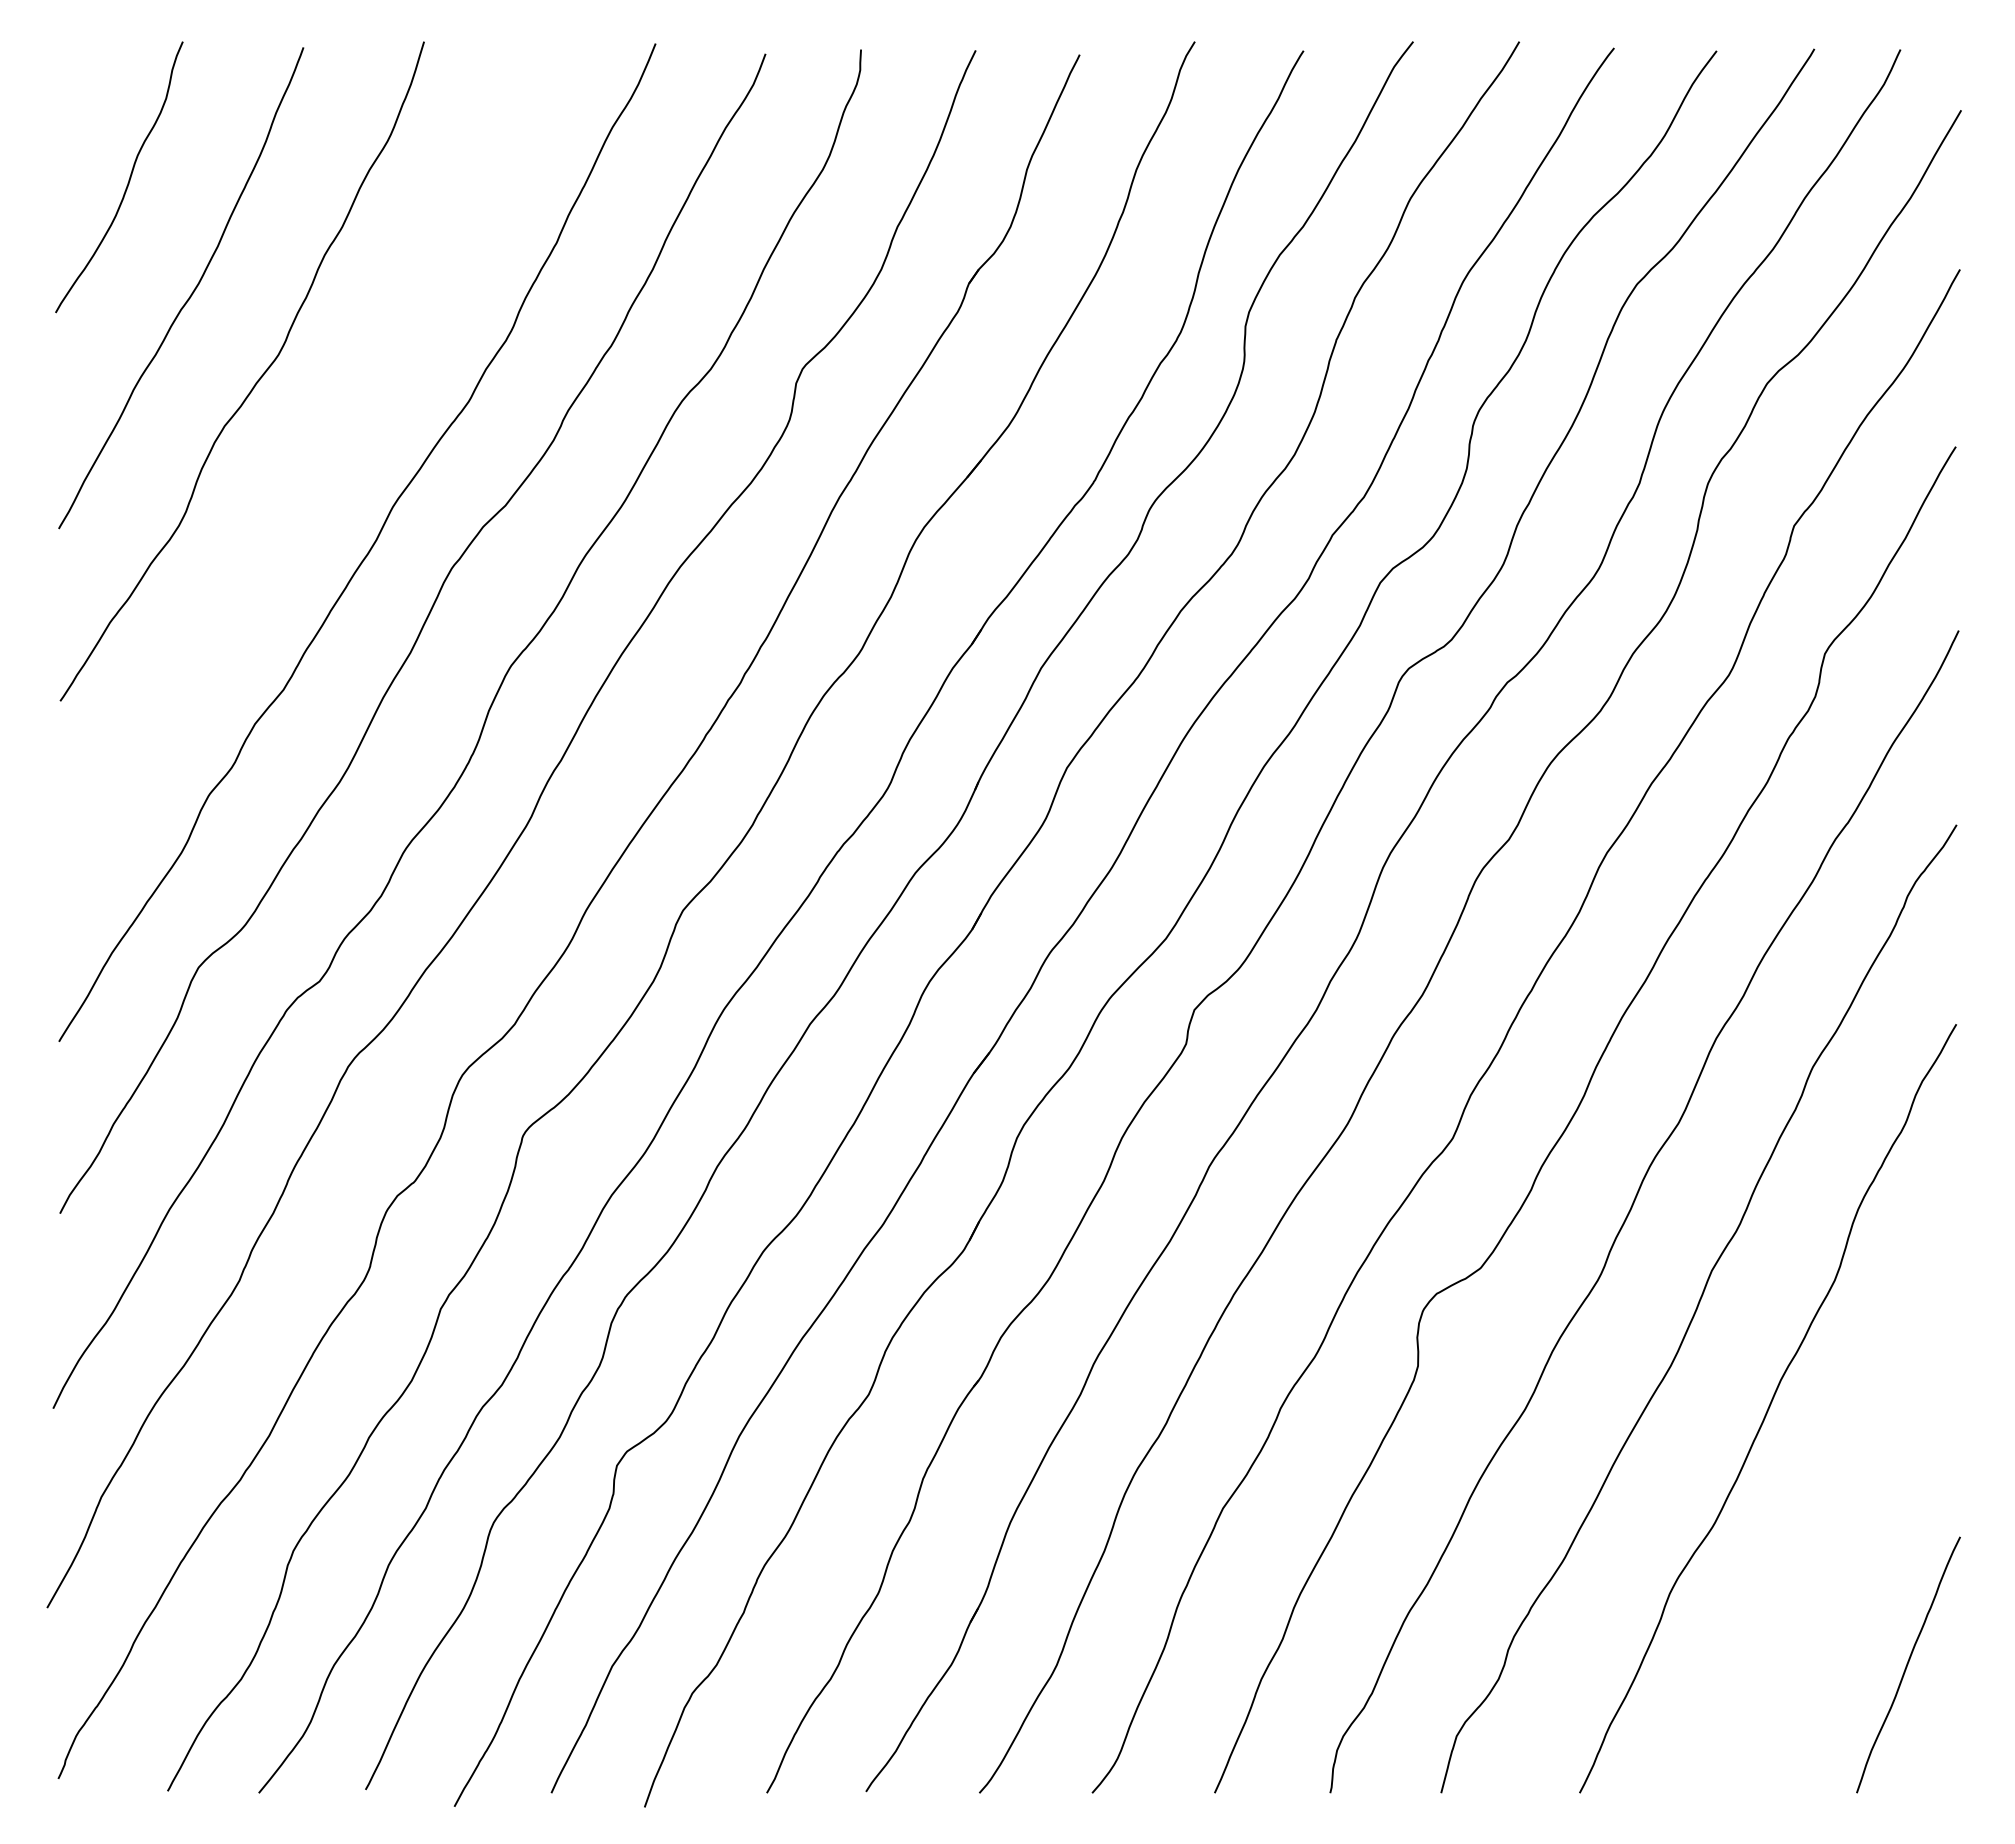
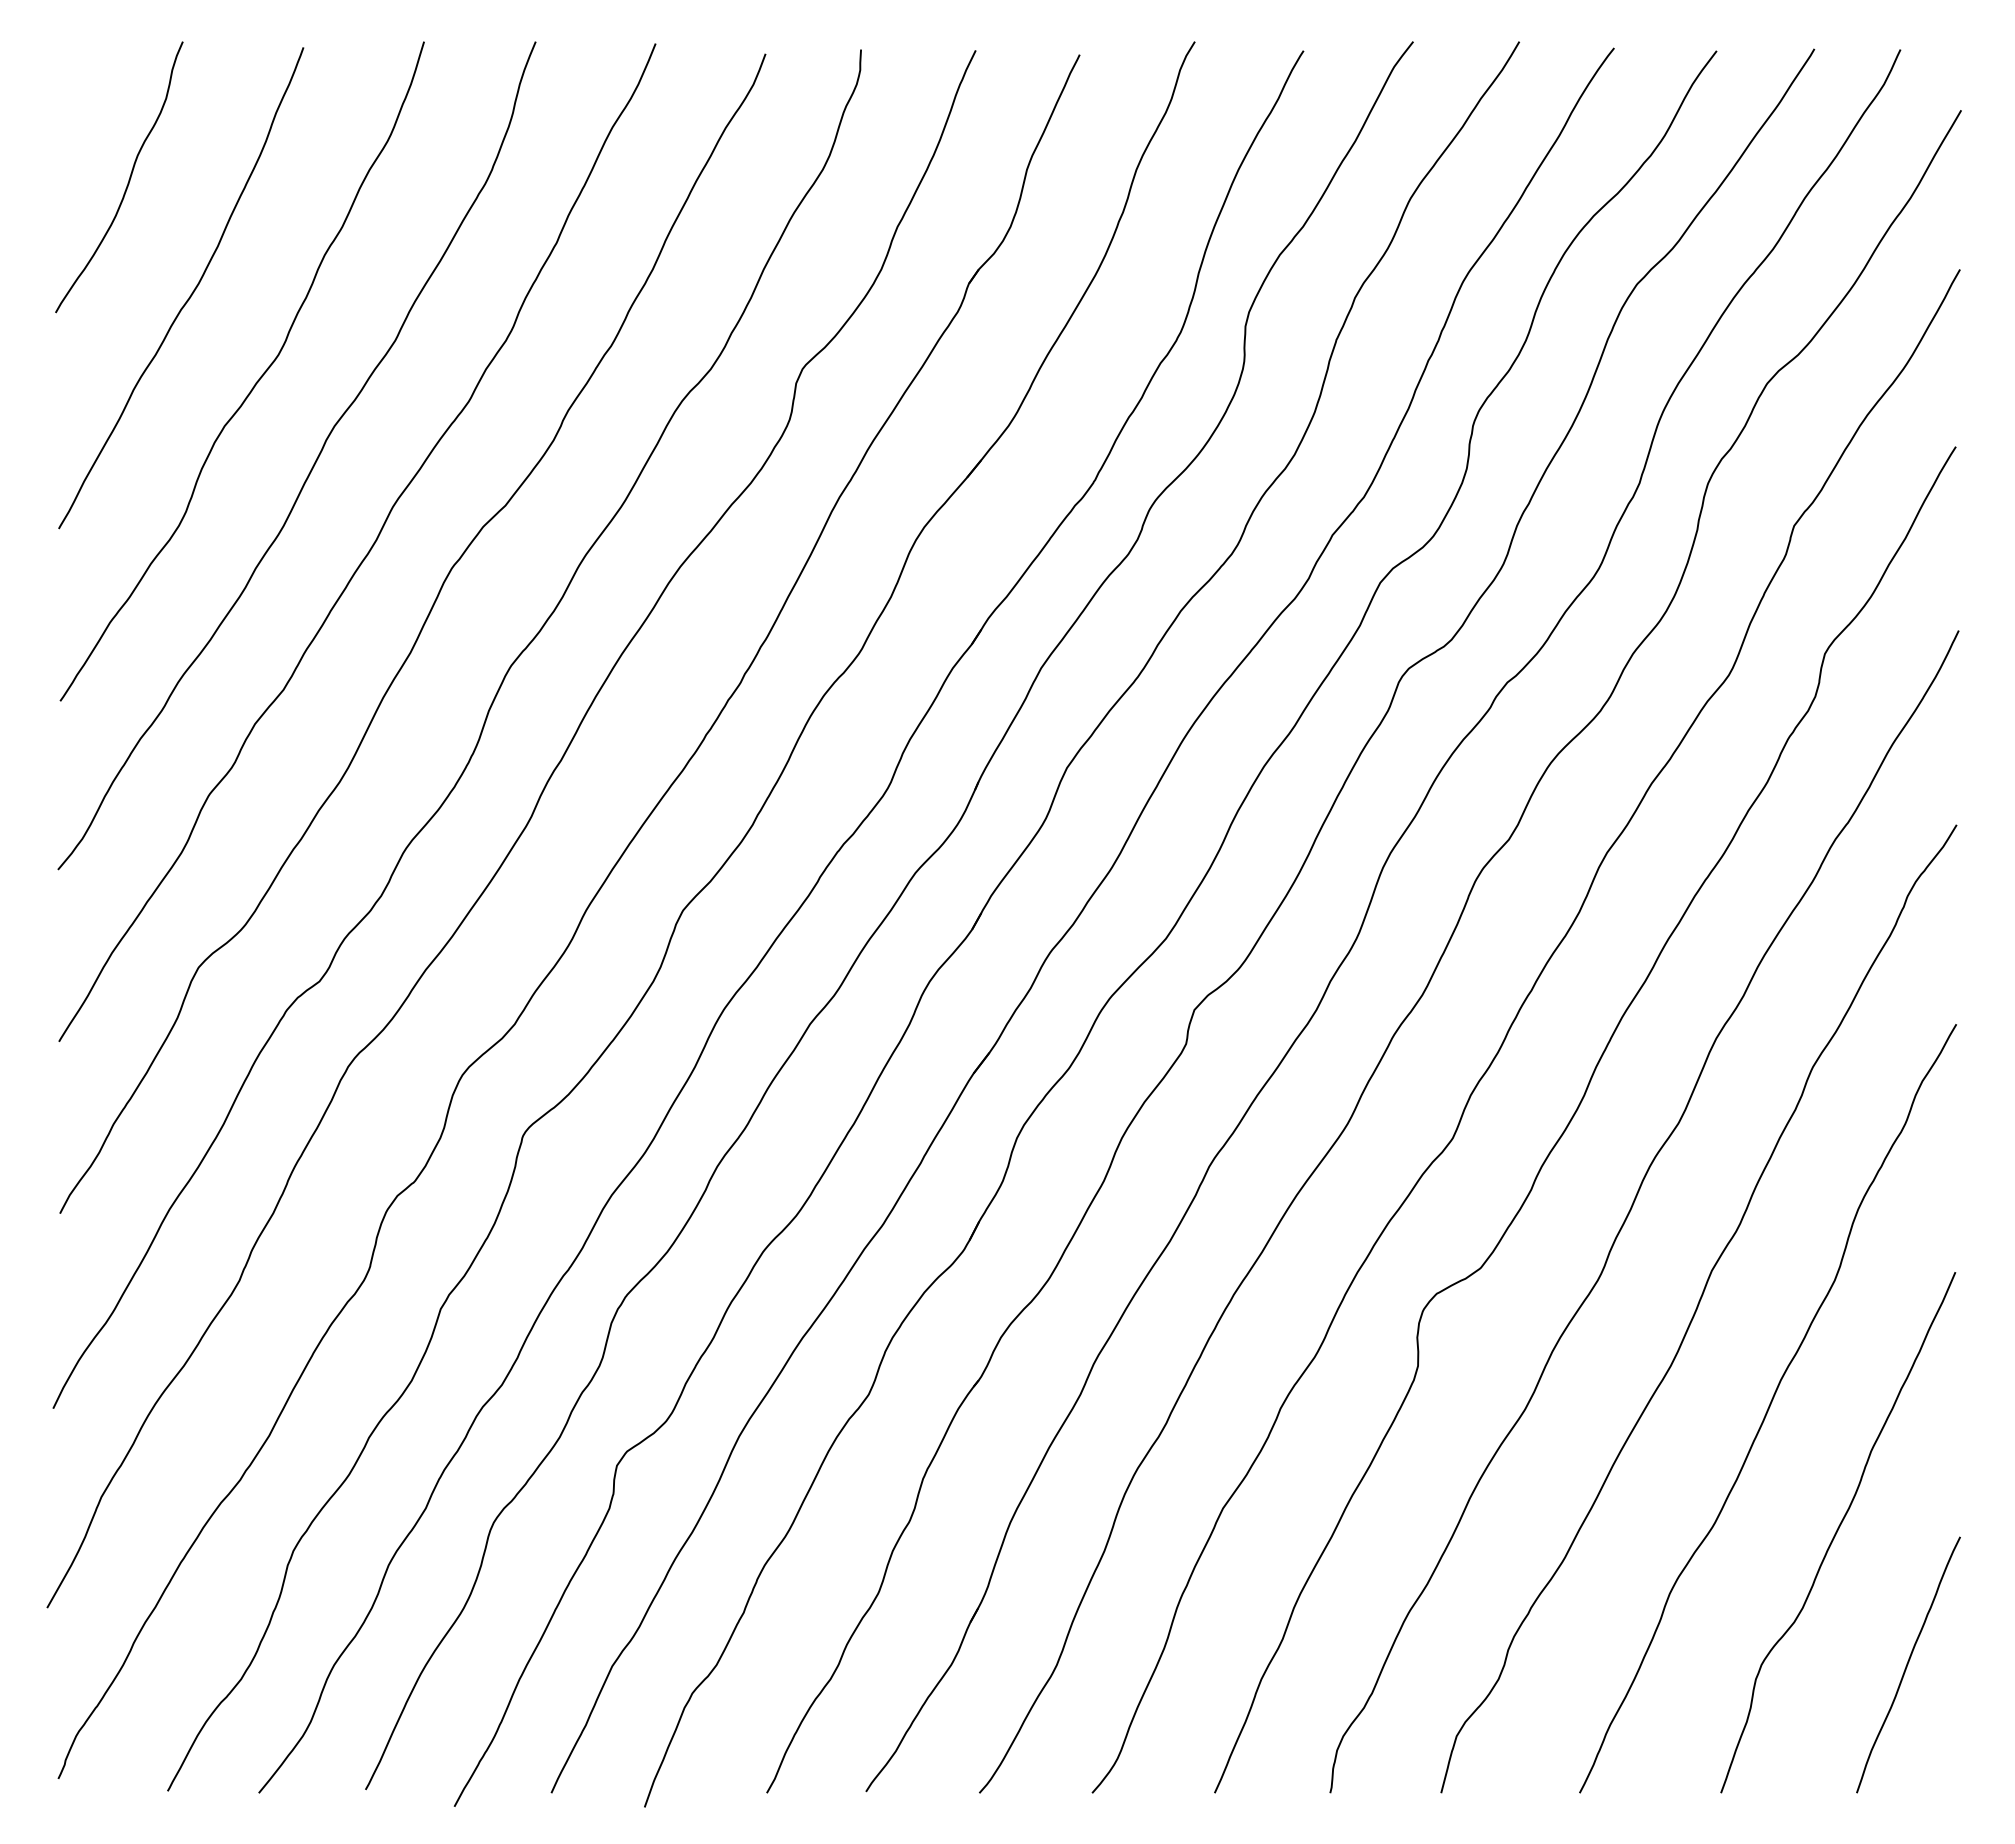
curve: none -> present (312, 465)
curve: none -> present (1837, 1532)
